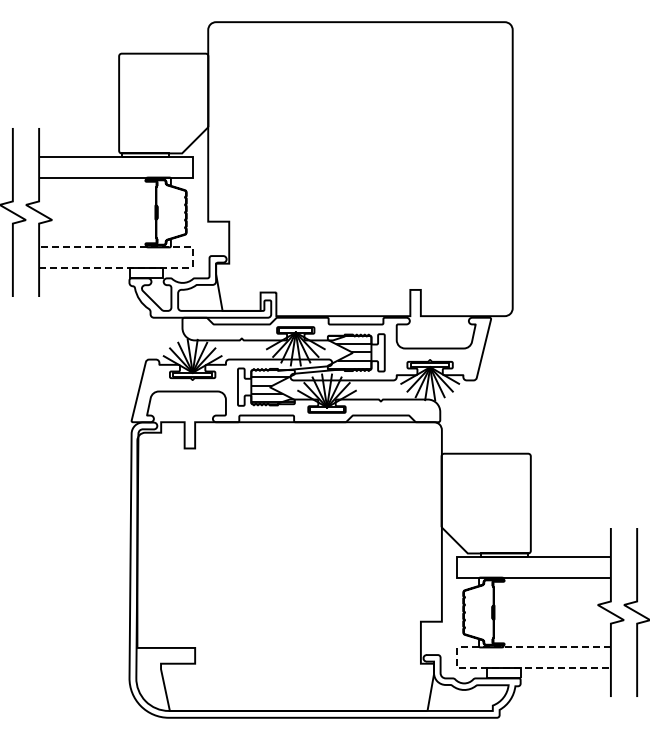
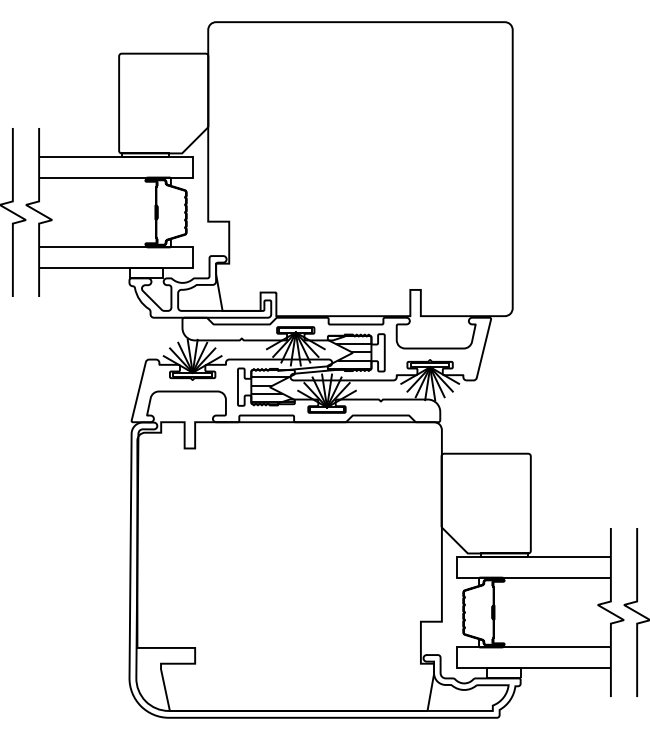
line: dashed -> solid (192, 257)
line: dashed -> solid (457, 658)
